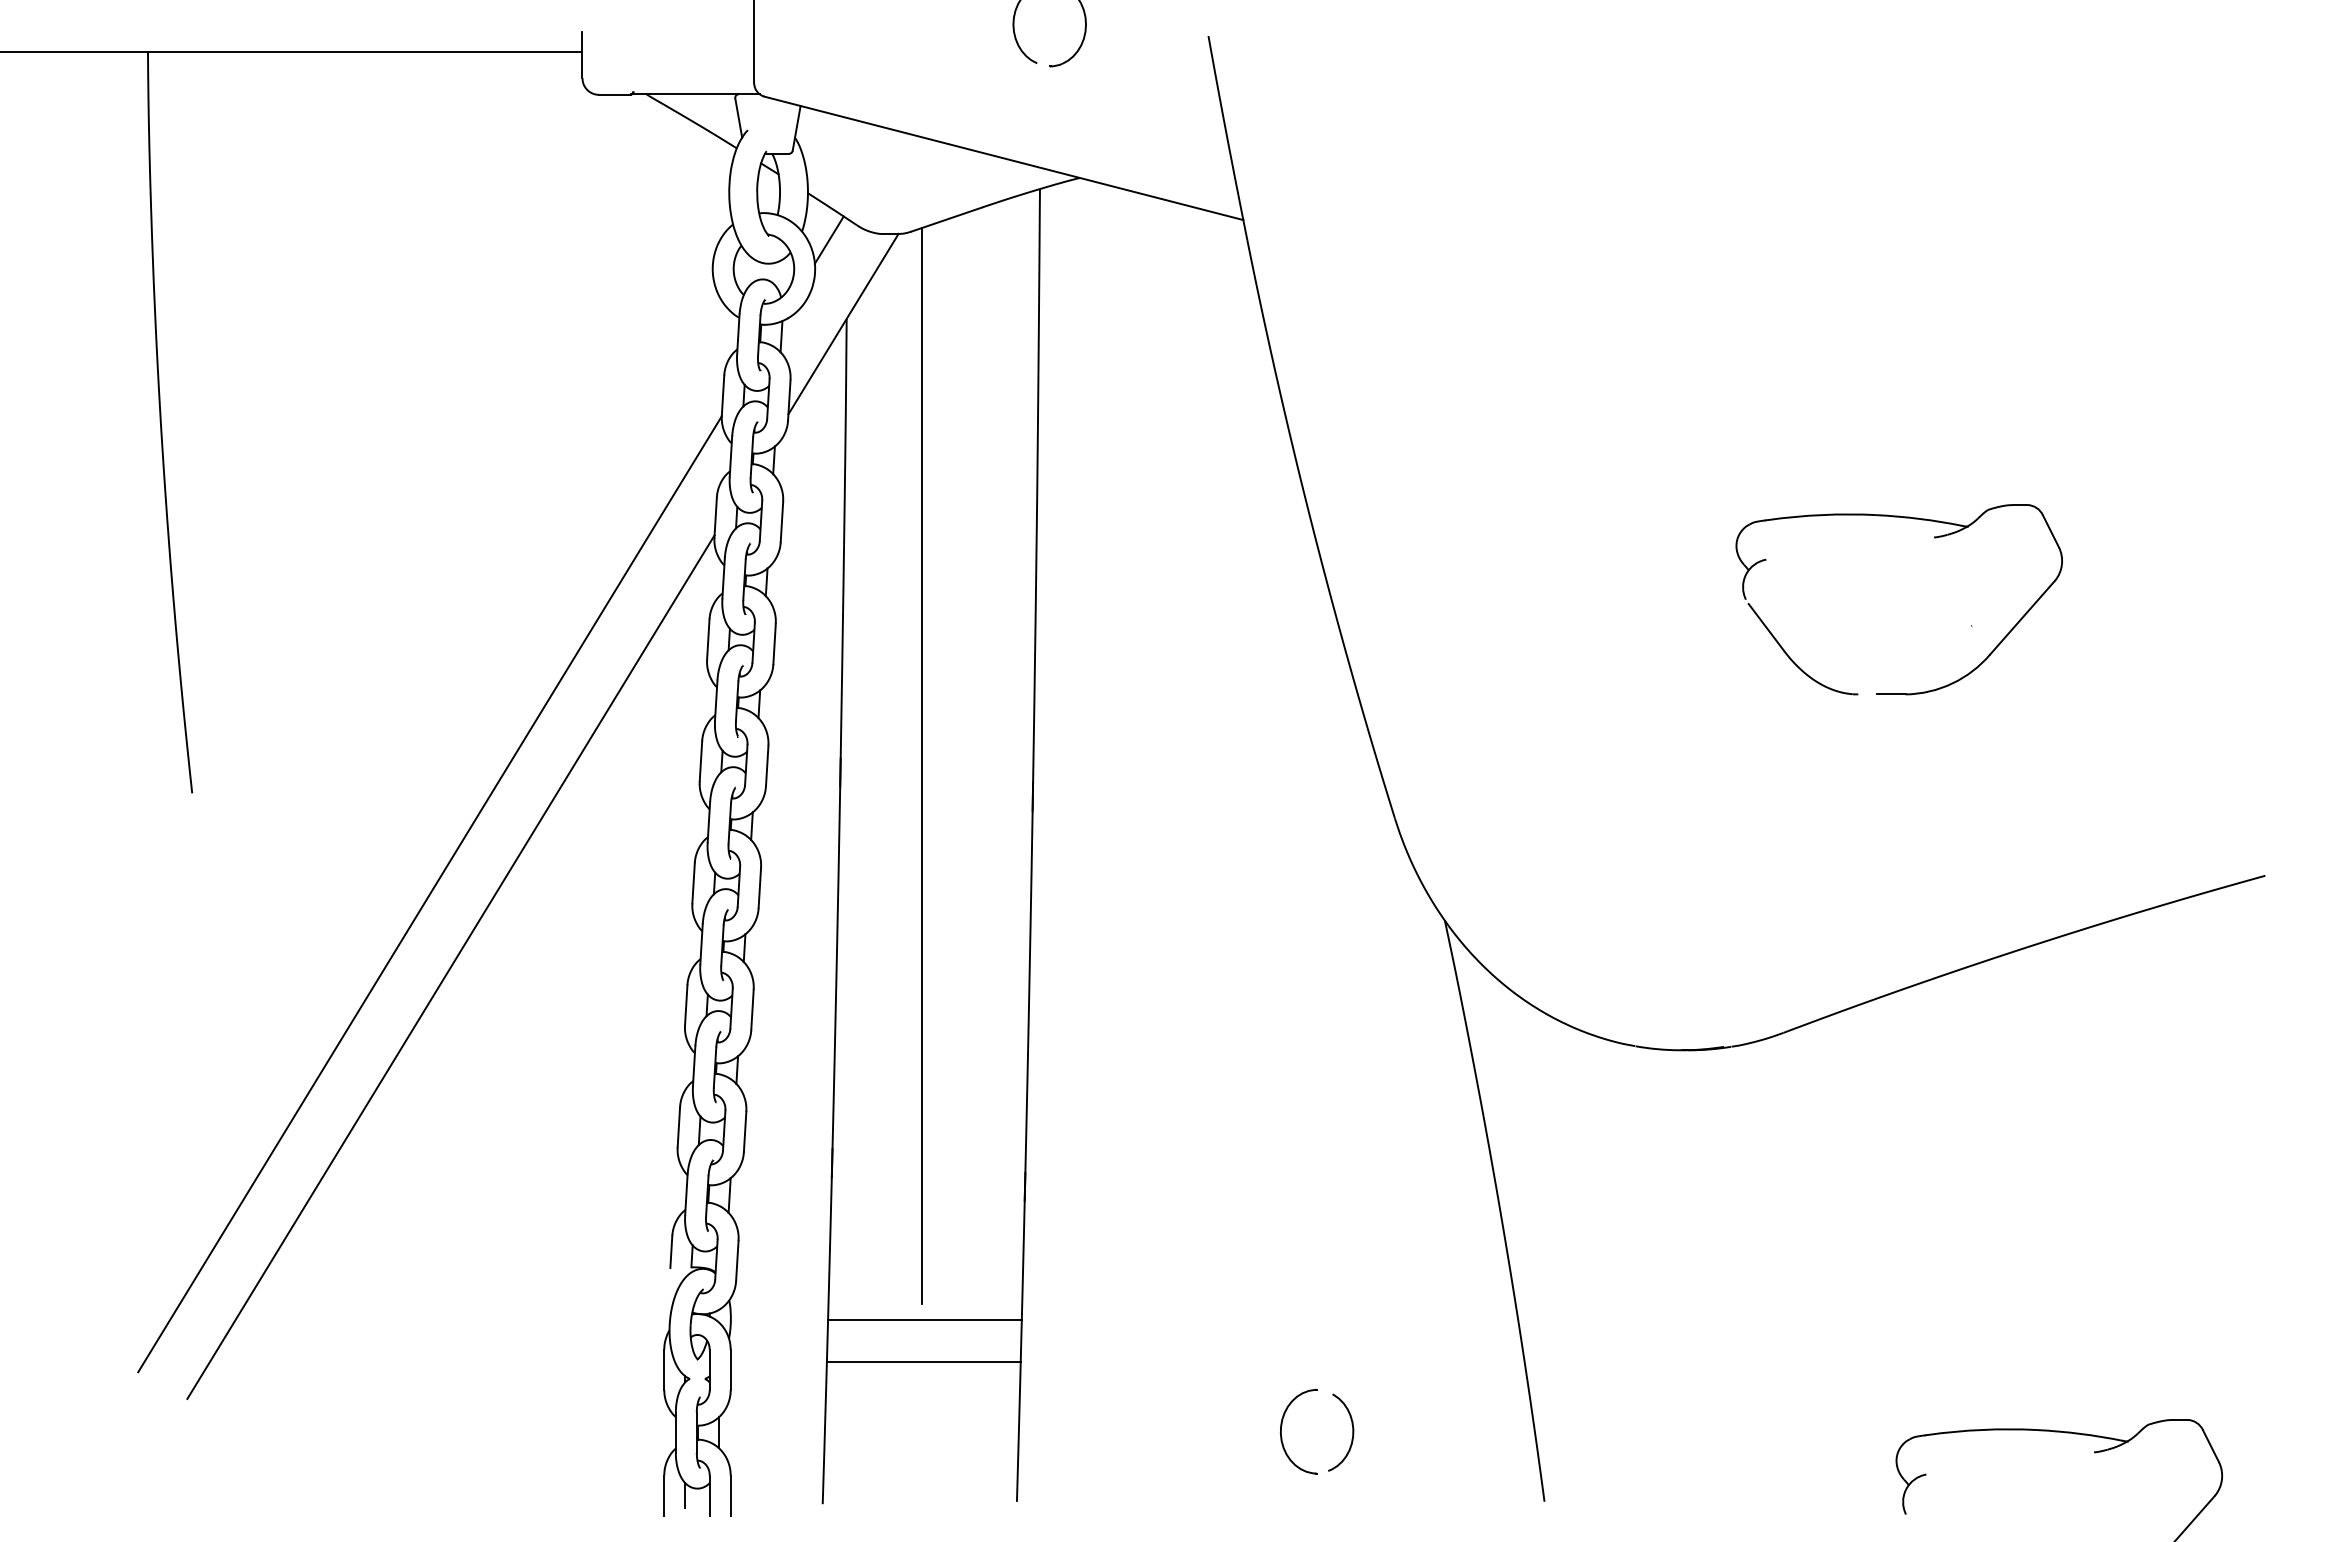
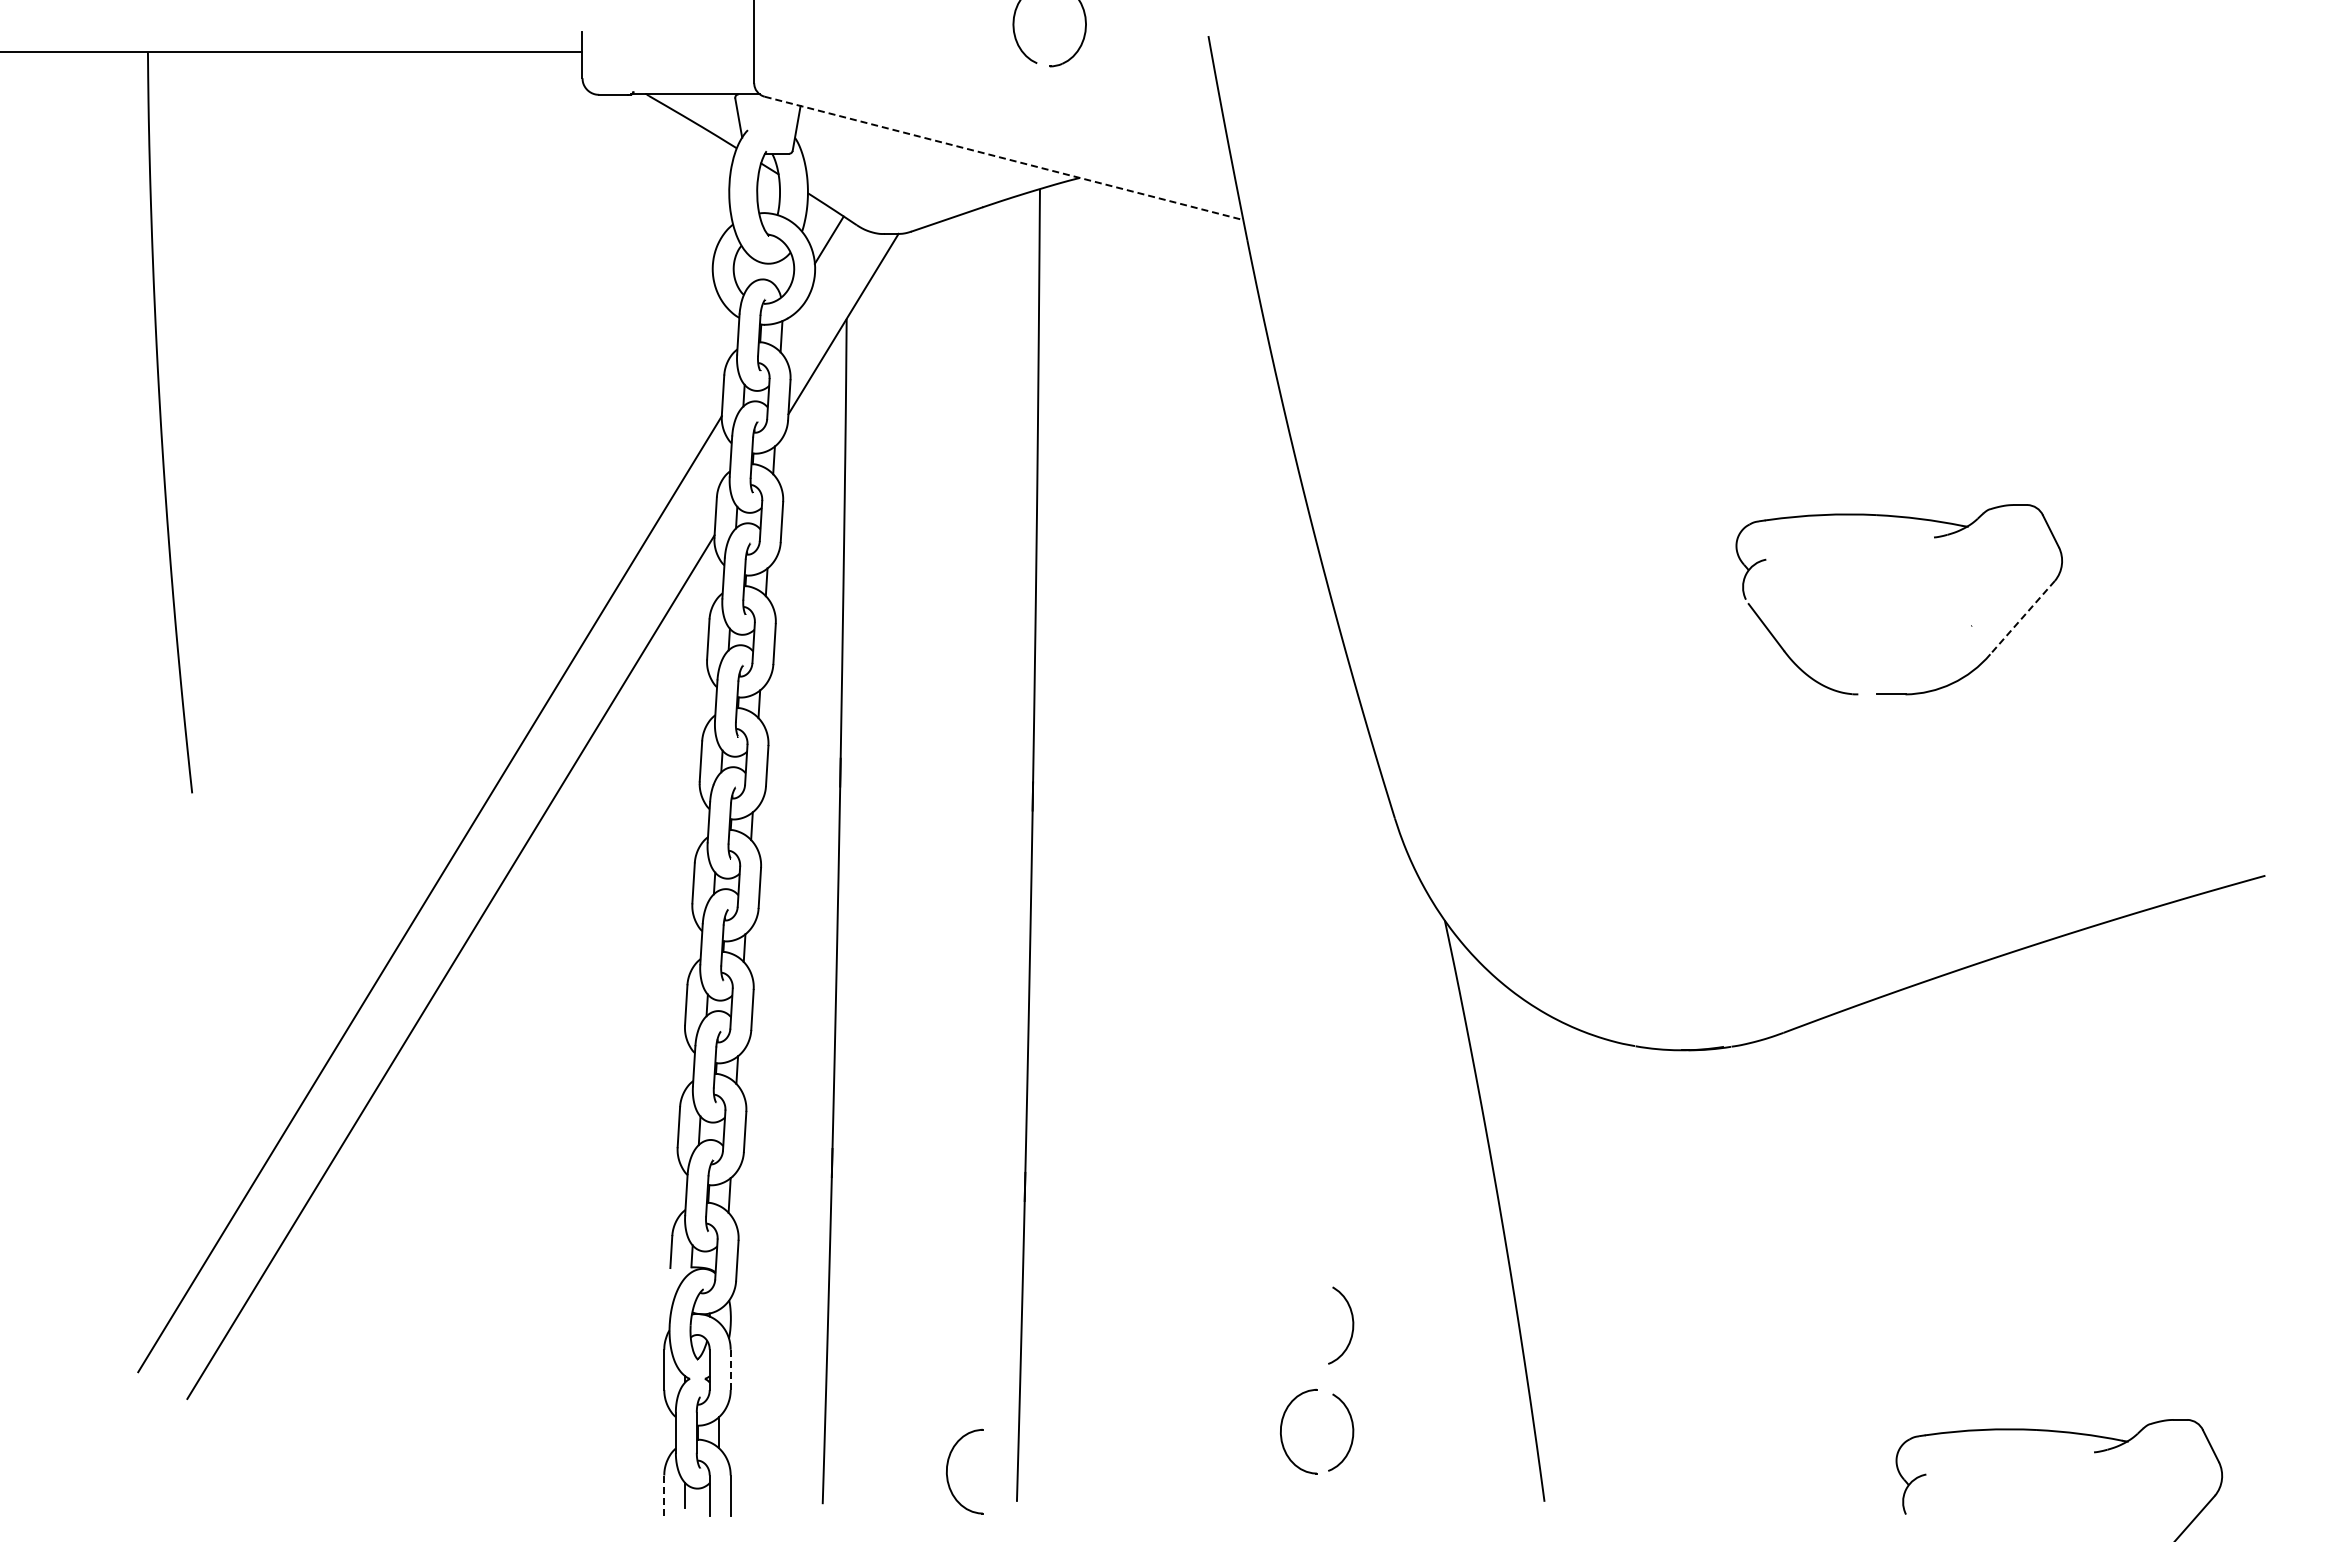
line: solid -> dashed (1004, 158)
line: solid -> dashed (2022, 617)
line: present -> none (921, 765)
line: present -> none (924, 1319)
curve: none -> present (1352, 1325)
line: present -> none (923, 1361)
line: solid -> dashed (730, 1369)
part: none -> present (947, 1471)
line: solid -> dashed (664, 1496)
